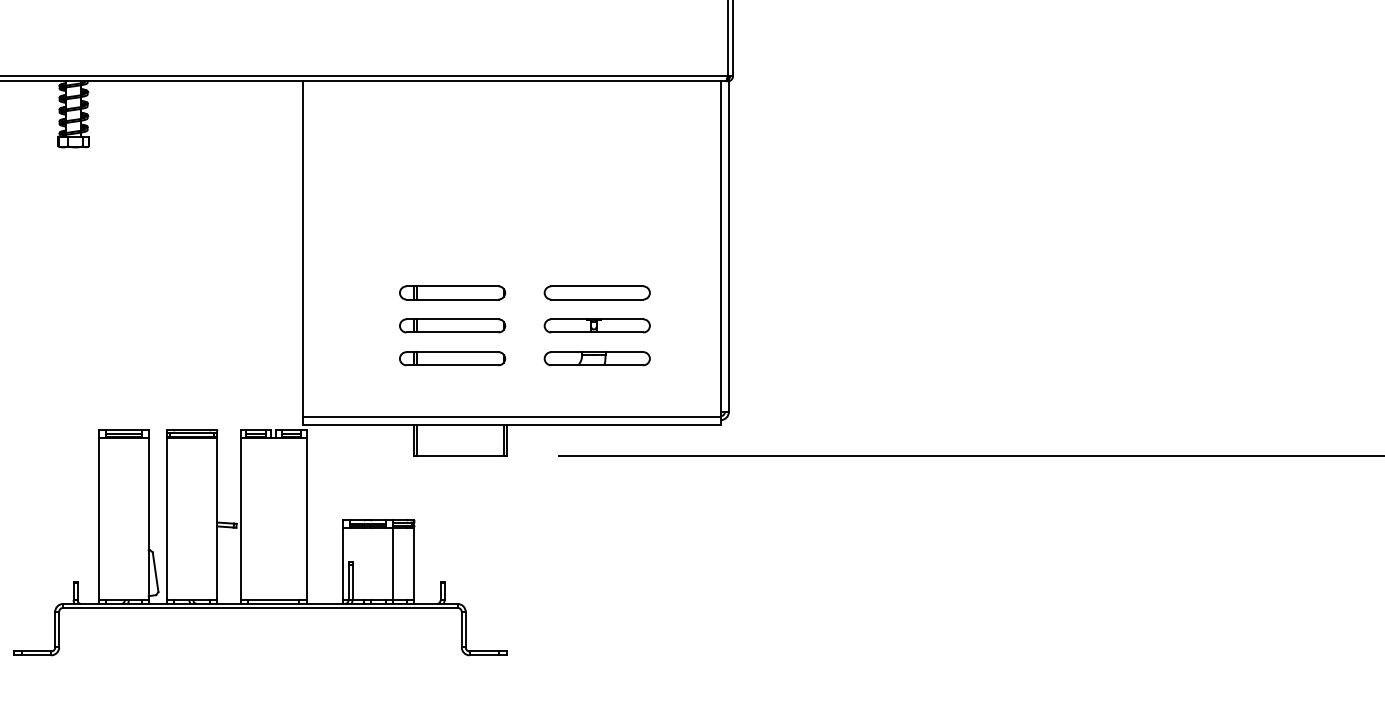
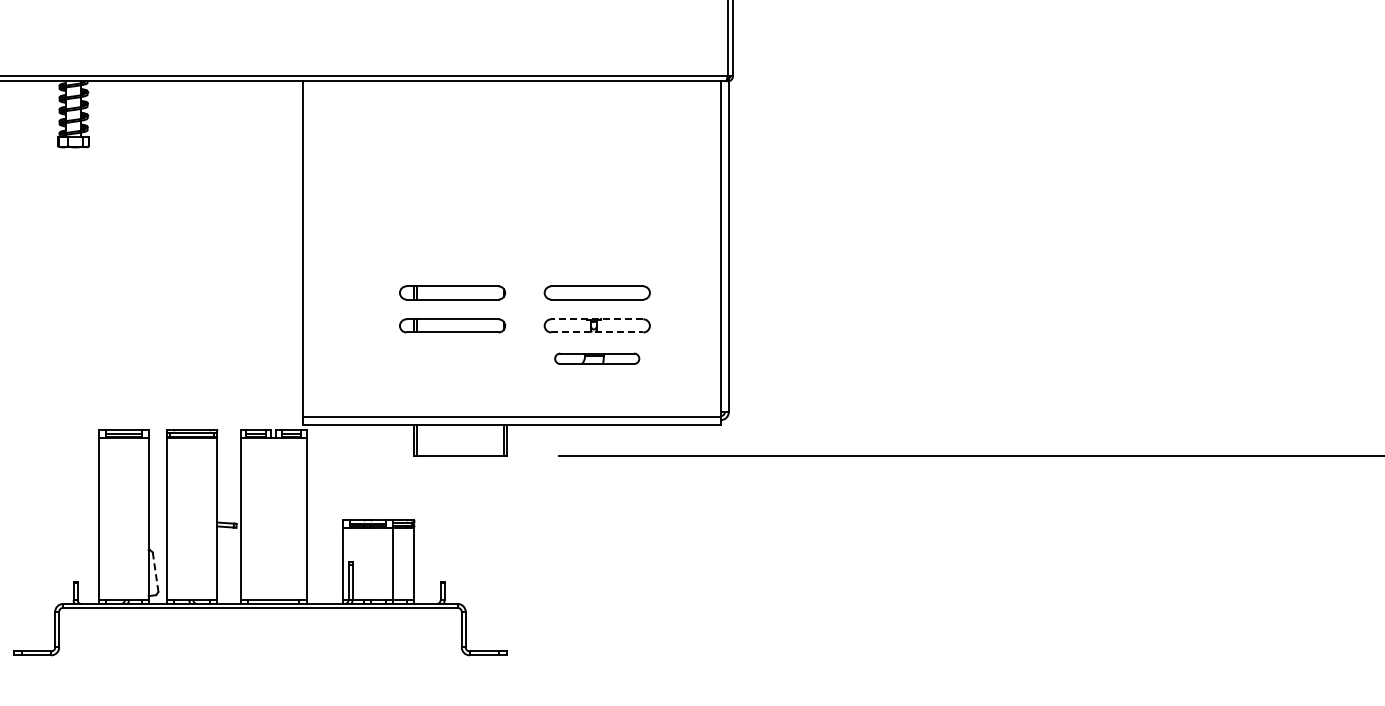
line: solid -> dashed (596, 319)
line: solid -> dashed (597, 332)
part: present -> none (452, 358)
part size: 108x16 px -> 87x13 px (597, 358)
line: solid -> dashed (155, 571)
